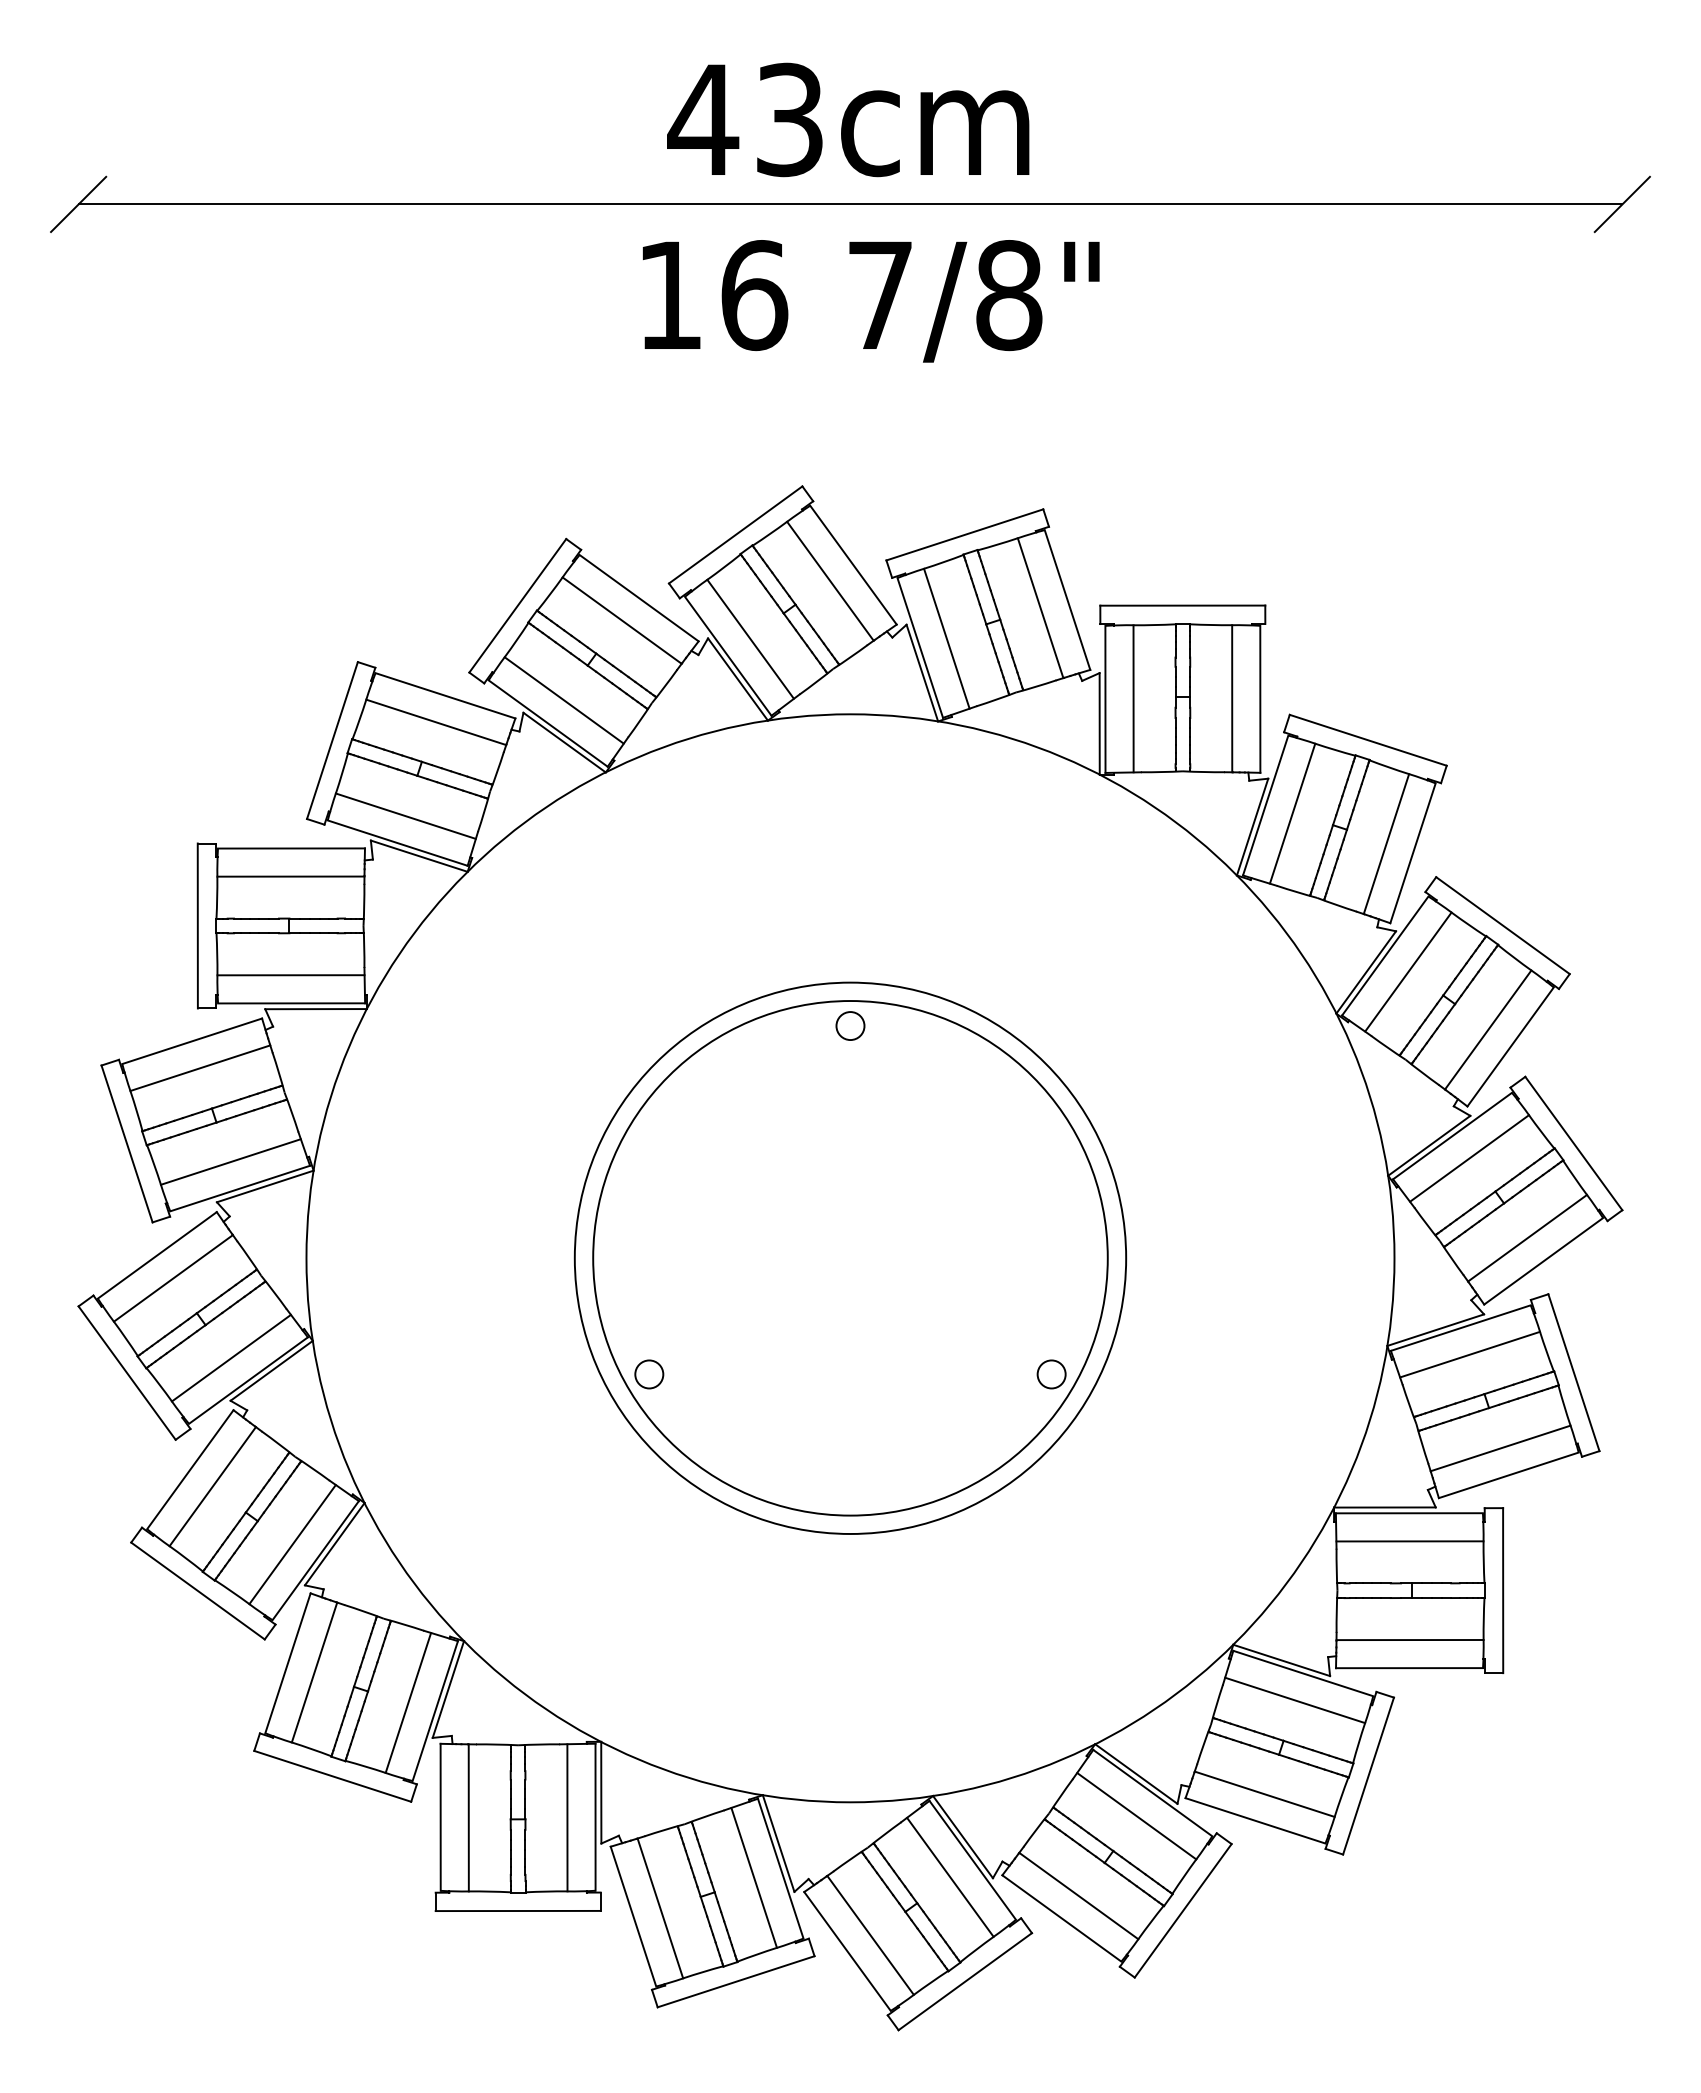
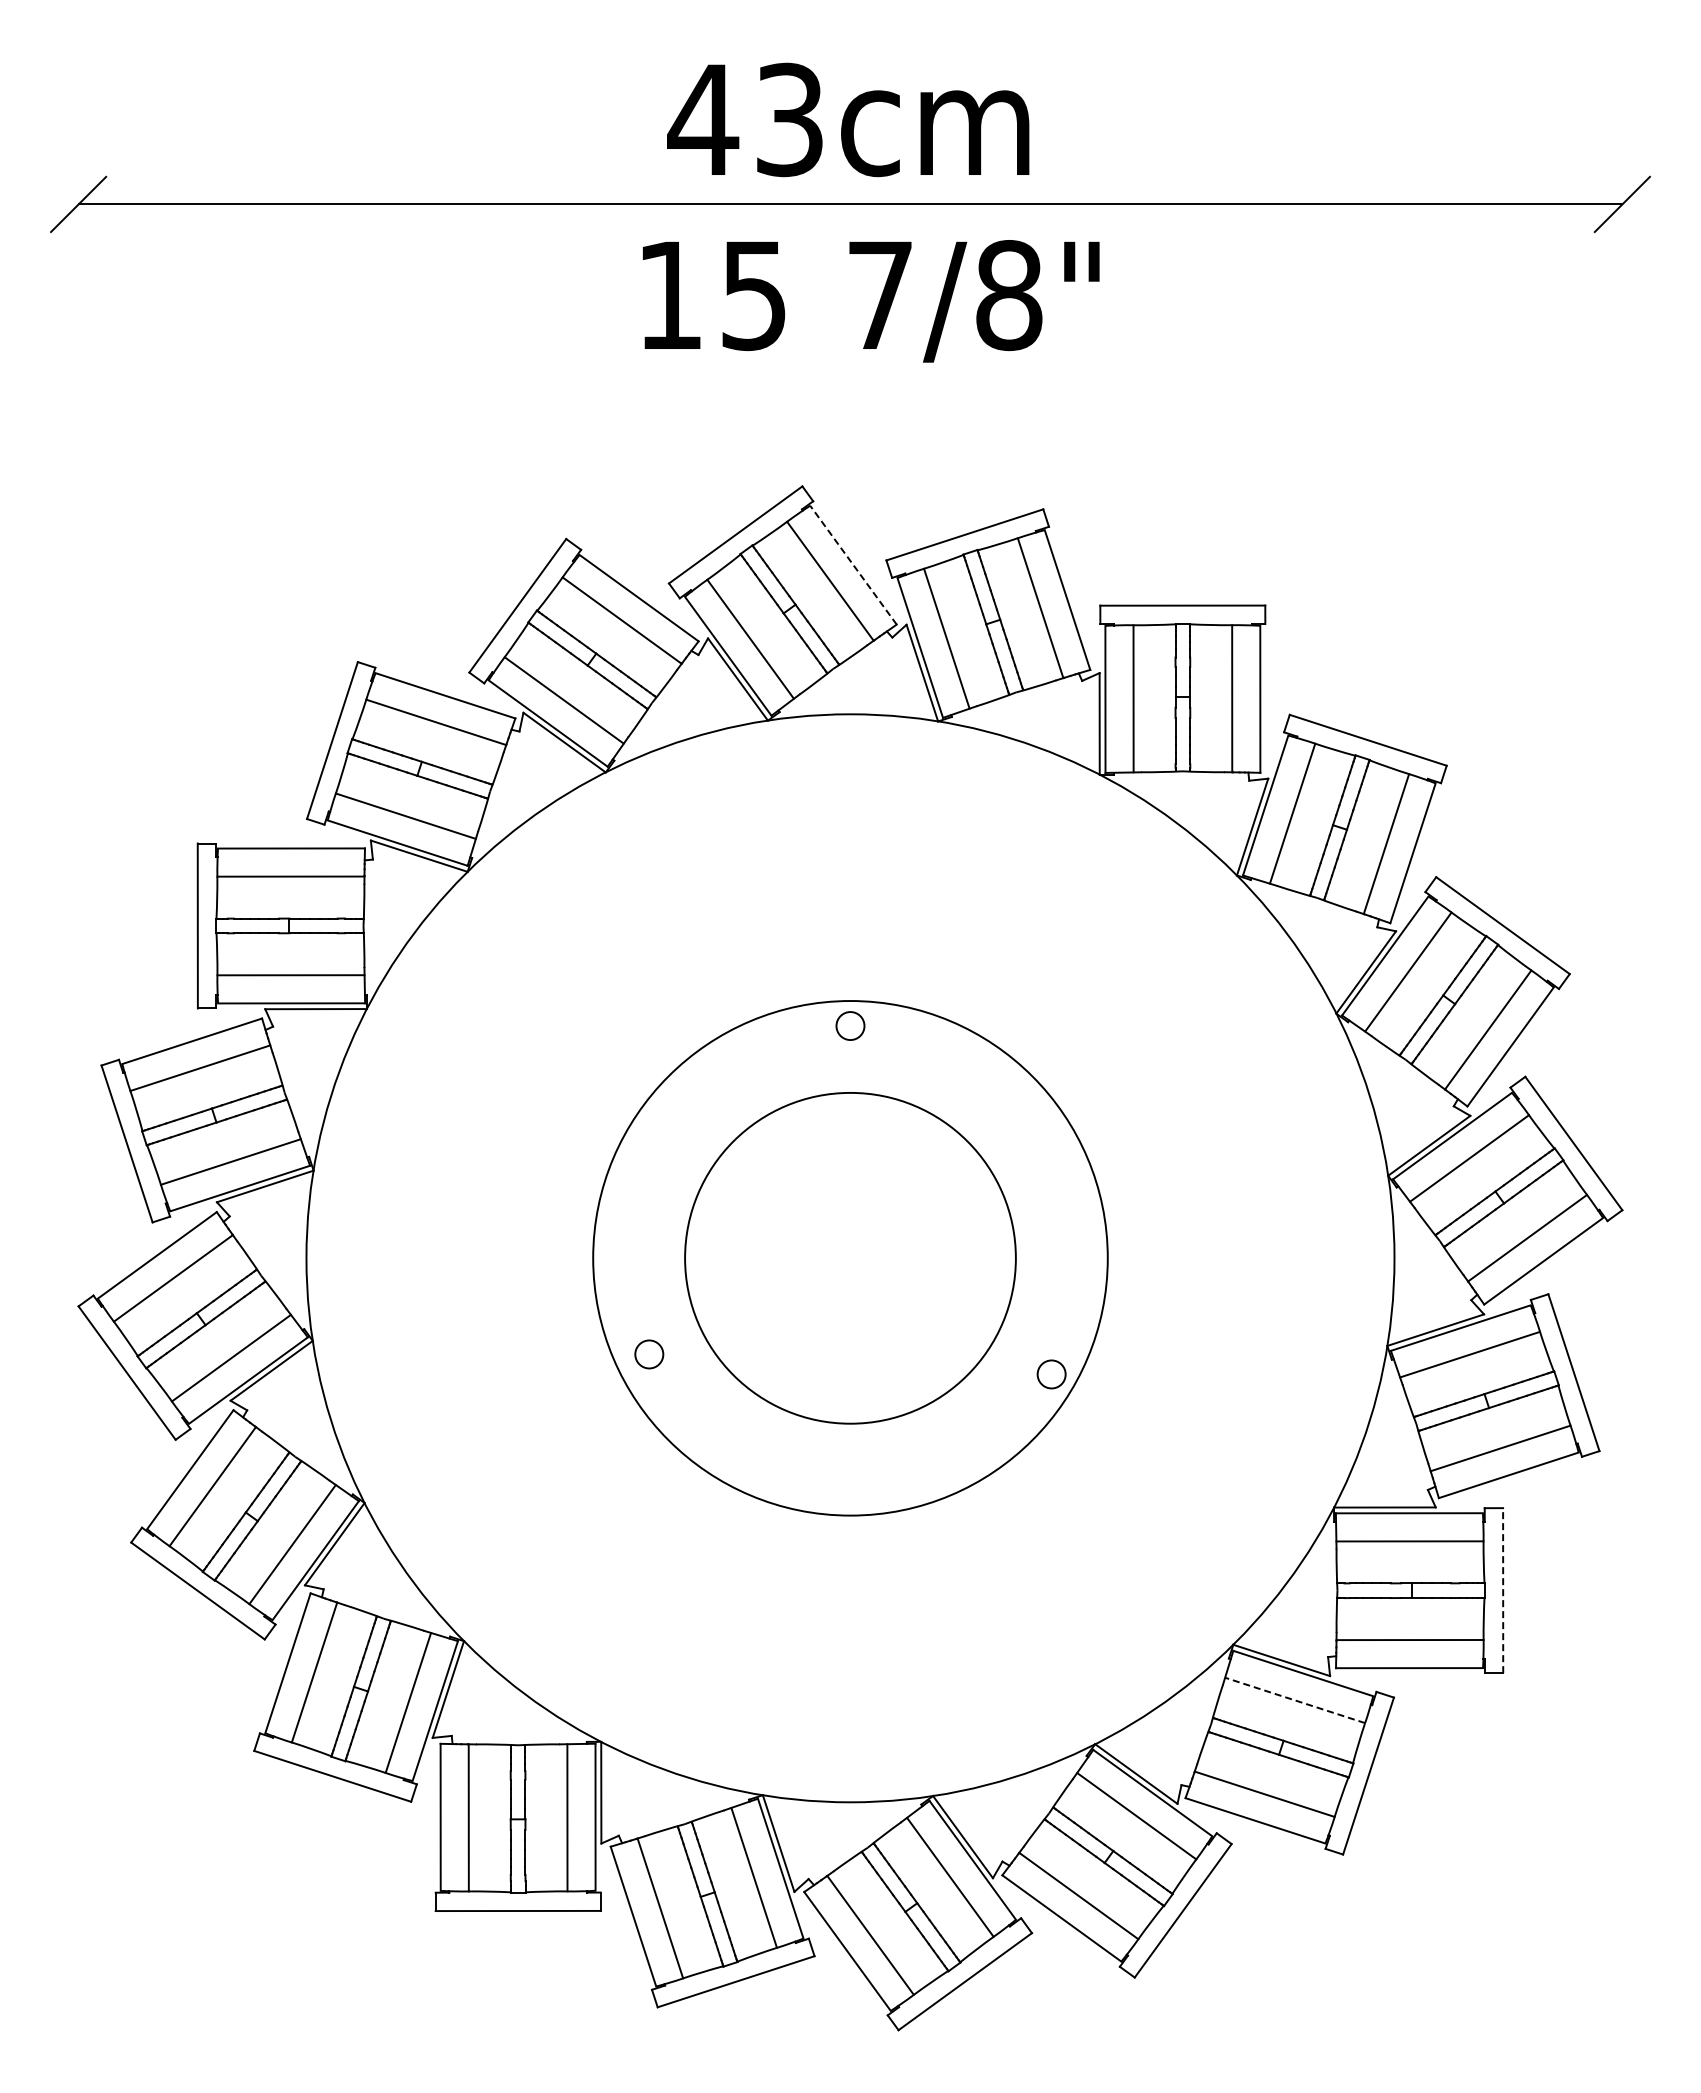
text: 16 -> 15 (754, 295)
line: solid -> dashed (853, 565)
circle diameter: 551 px -> 331 px (850, 1257)
circle position: (649, 1374) -> (649, 1354) (649, 1354)
line: solid -> dashed (1503, 1590)
line: solid -> dashed (1295, 1700)
